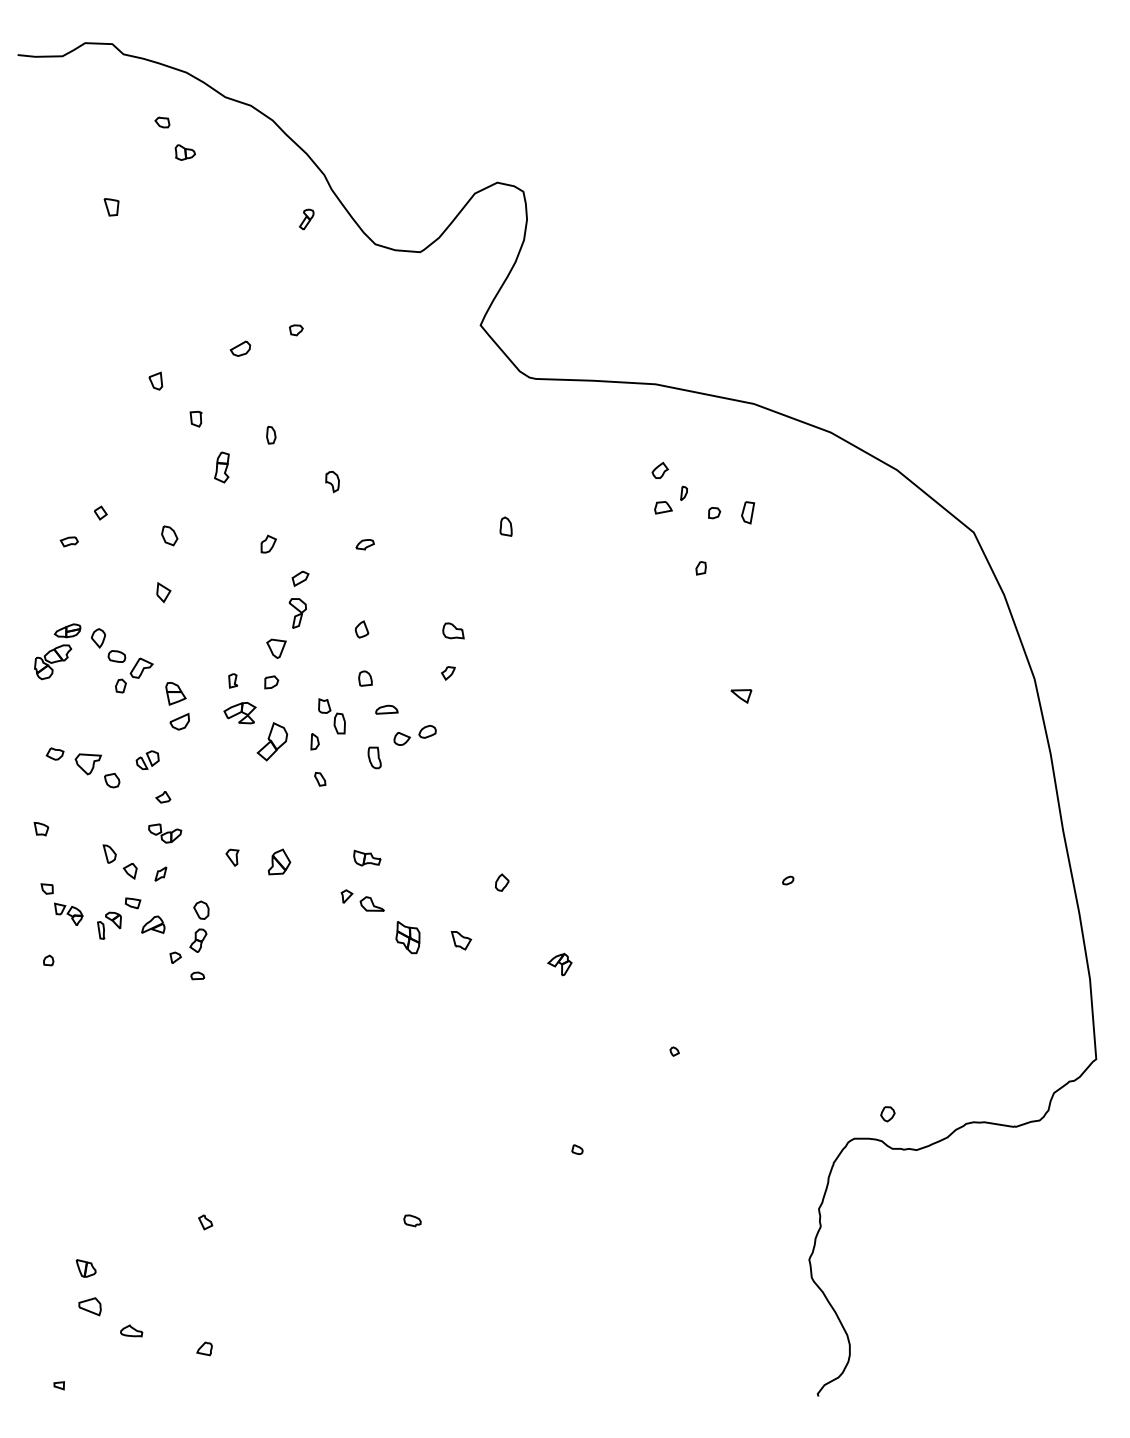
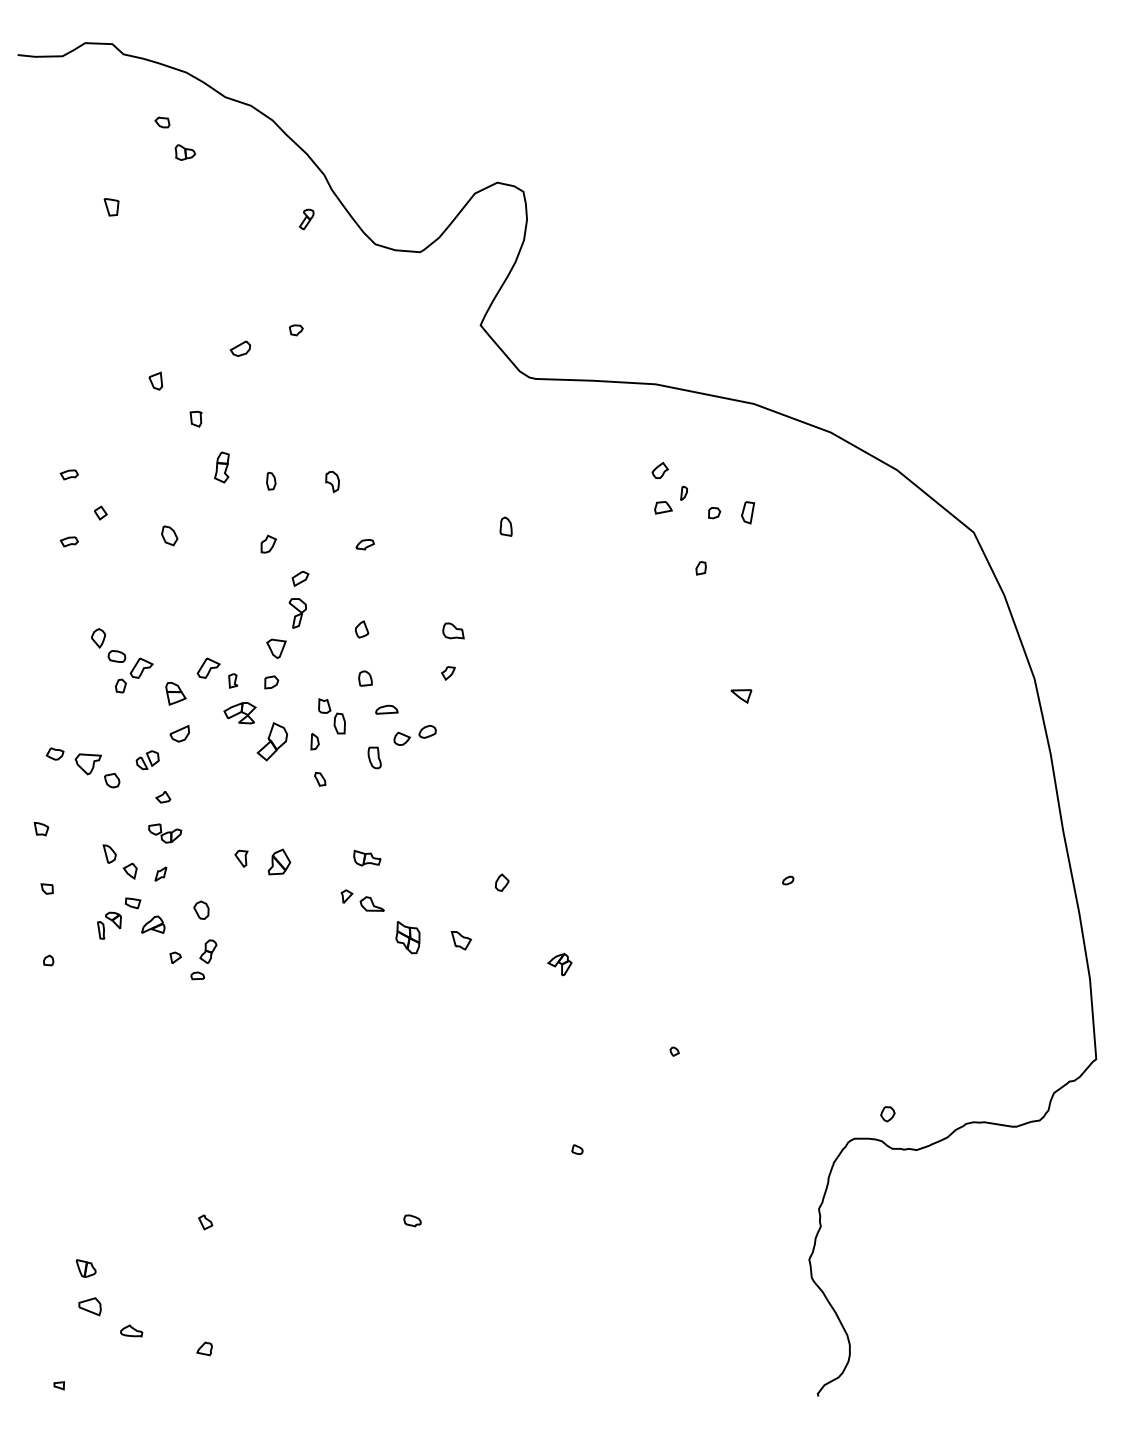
part position: (271, 434) -> (271, 480) (271, 480)
part: none -> present (68, 474)
part: present -> none (163, 592)
part: present -> none (57, 651)
part: none -> present (208, 667)
part position: (179, 721) -> (179, 733) (179, 733)
part position: (232, 857) -> (241, 858) (241, 858)
part: present -> none (68, 913)
part position: (198, 940) -> (208, 951) (208, 951)
